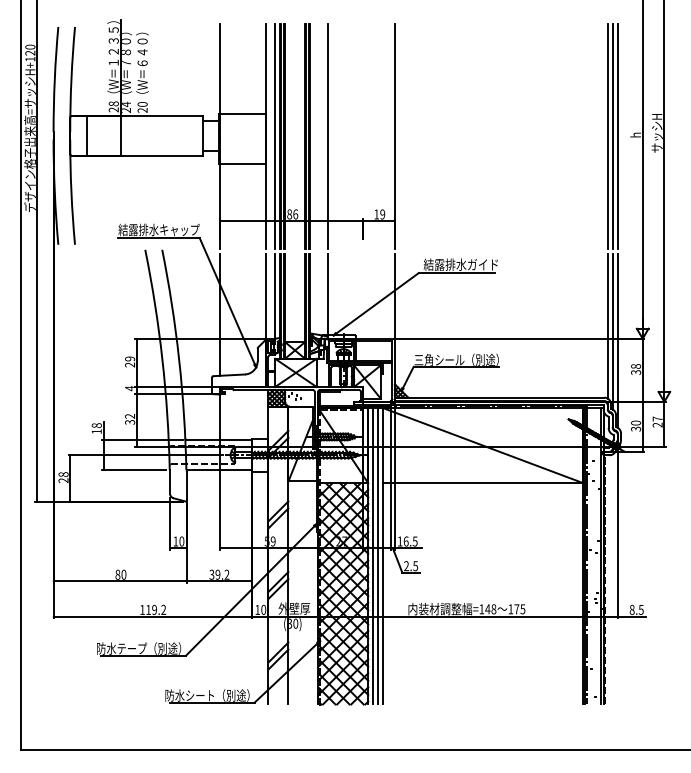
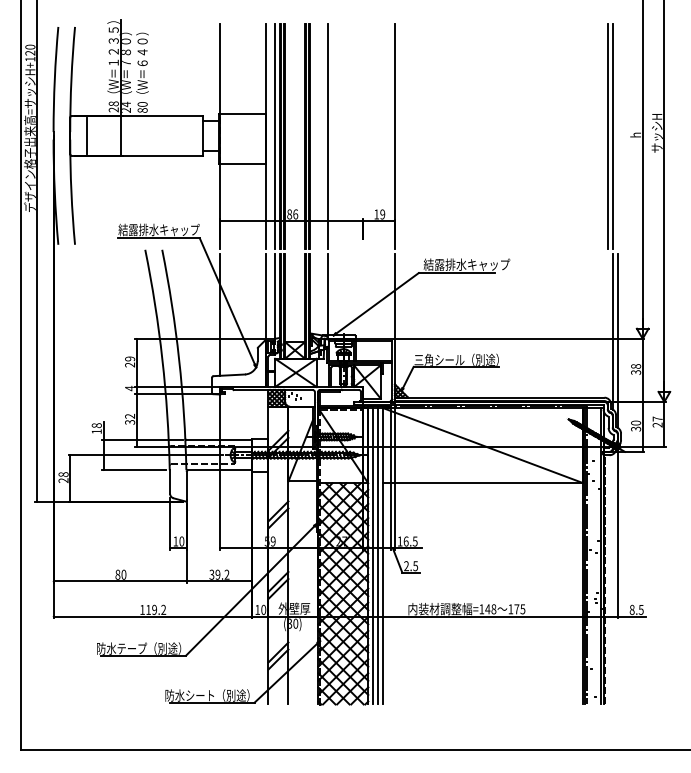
text: 20 -> 80 (142, 110)
line: present -> none (617, 136)
text: 結露排水ガイド -> 結露排水キャップ (489, 264)
line: present -> none (607, 325)
